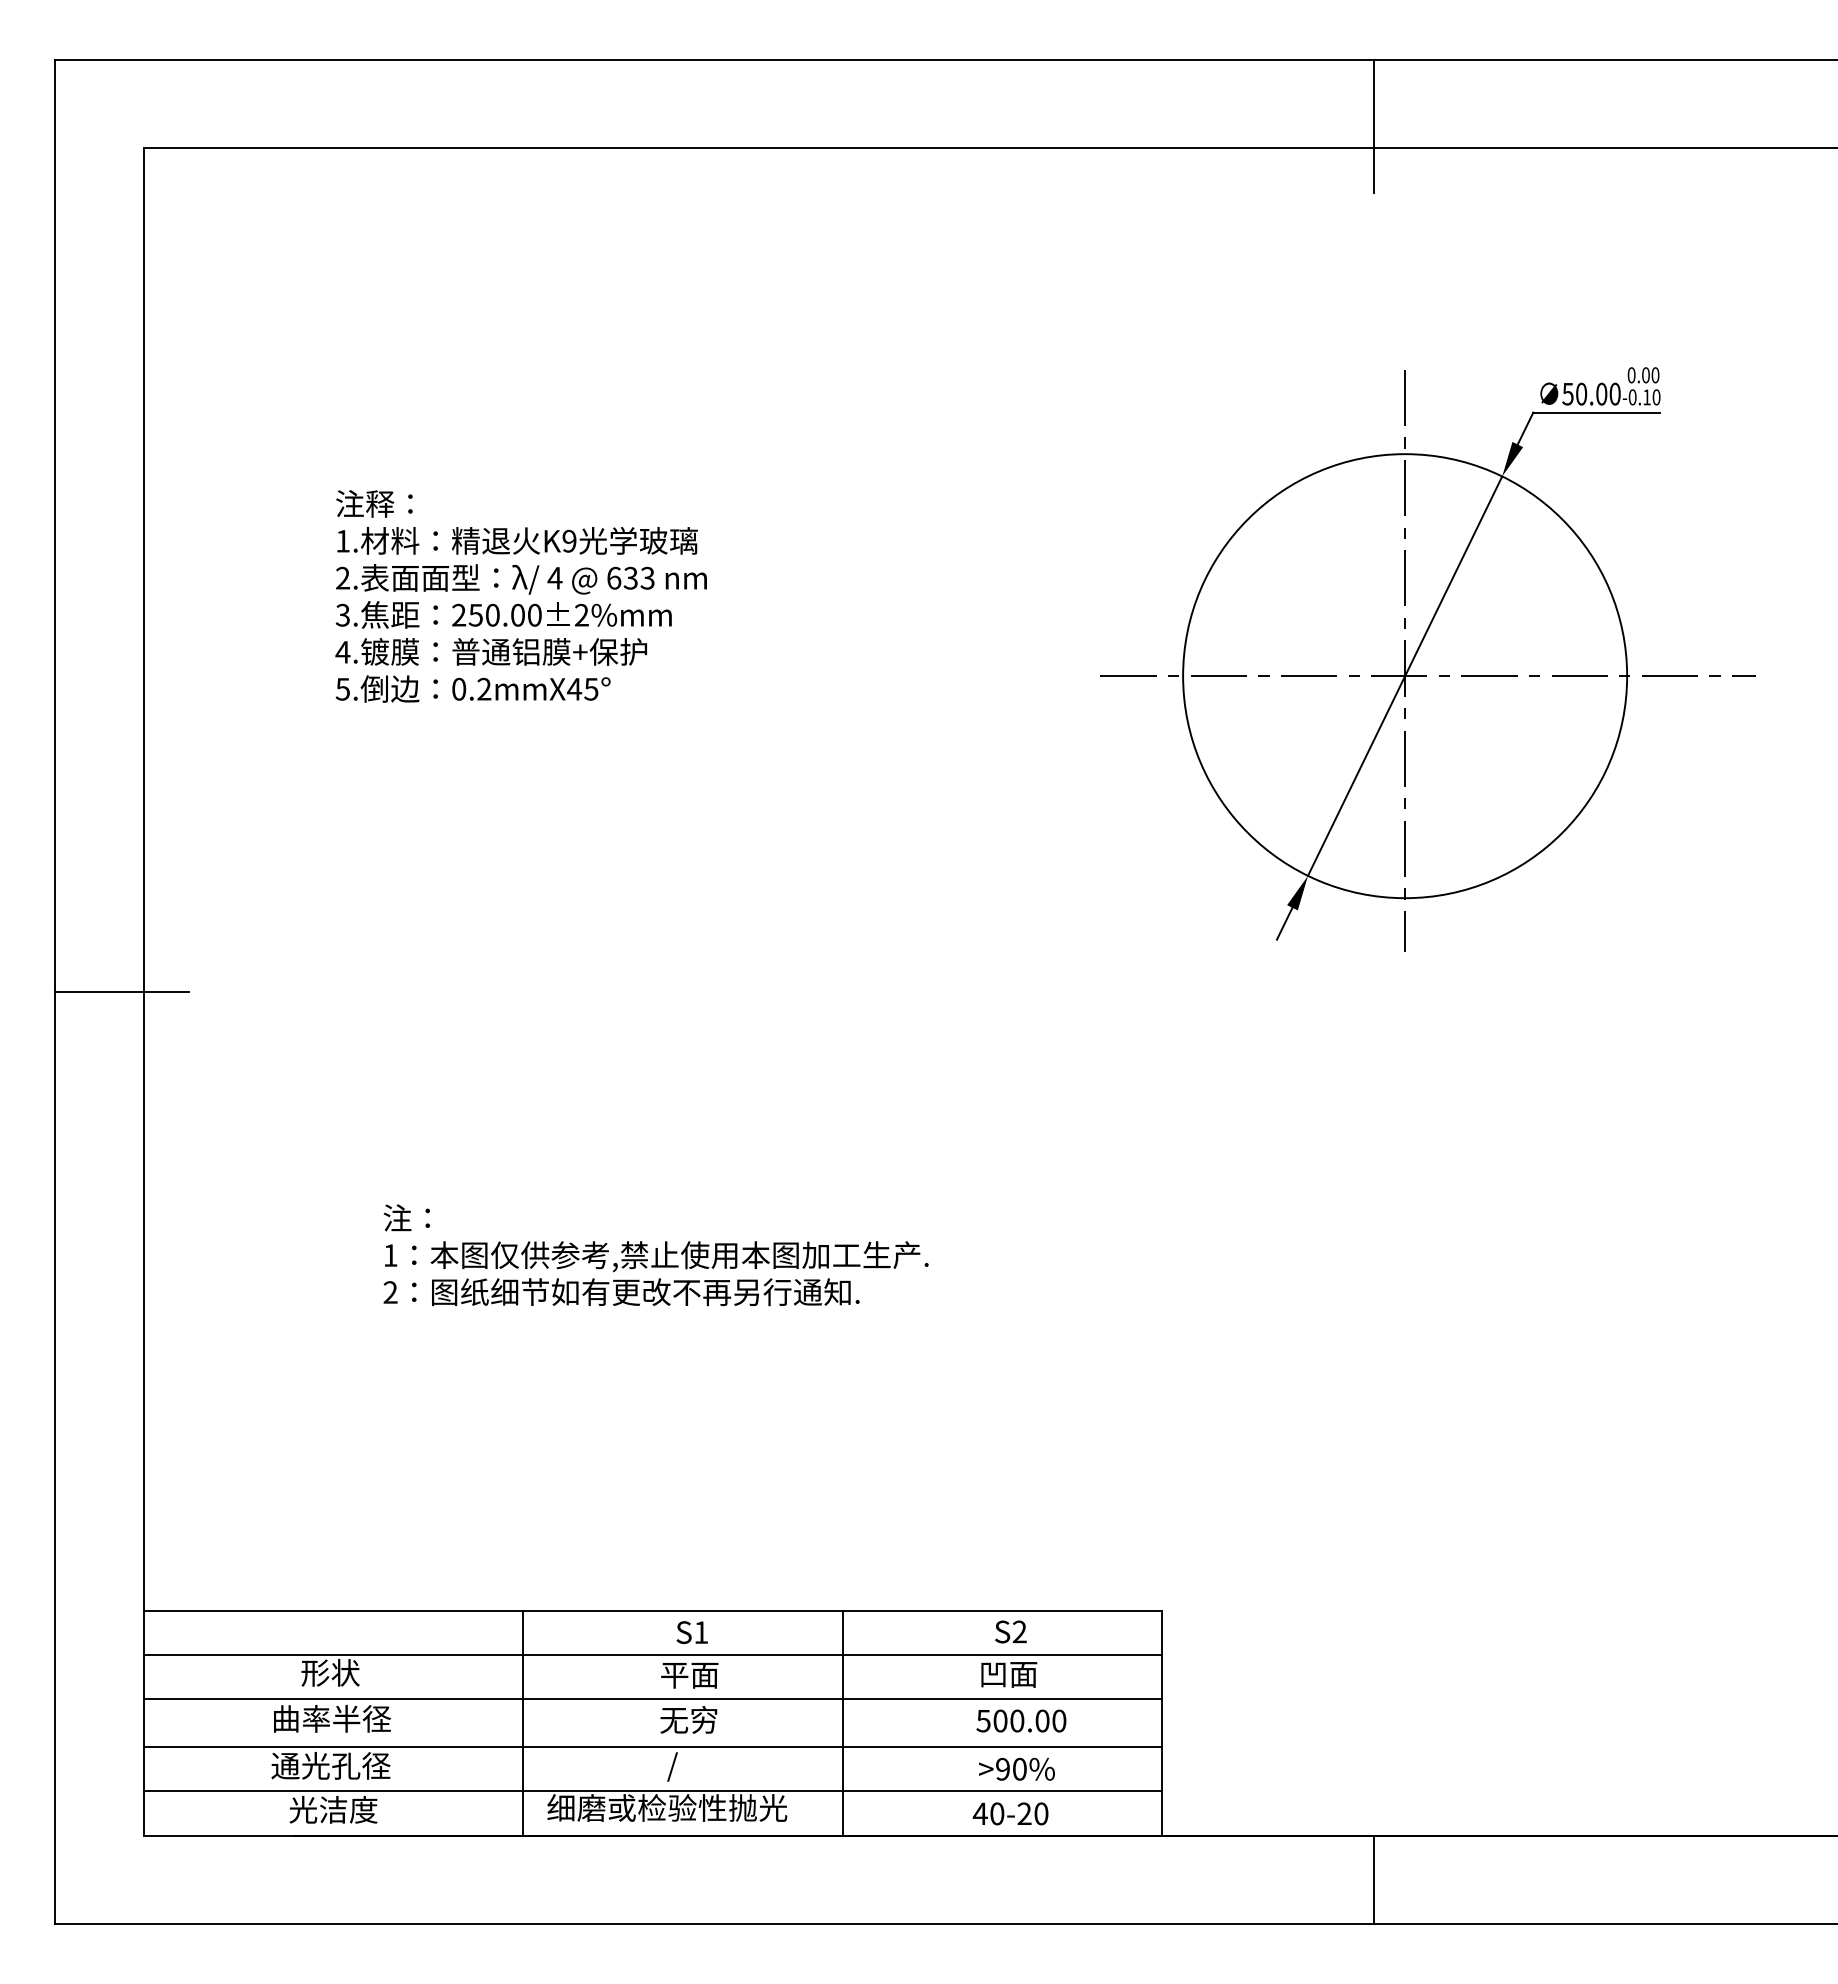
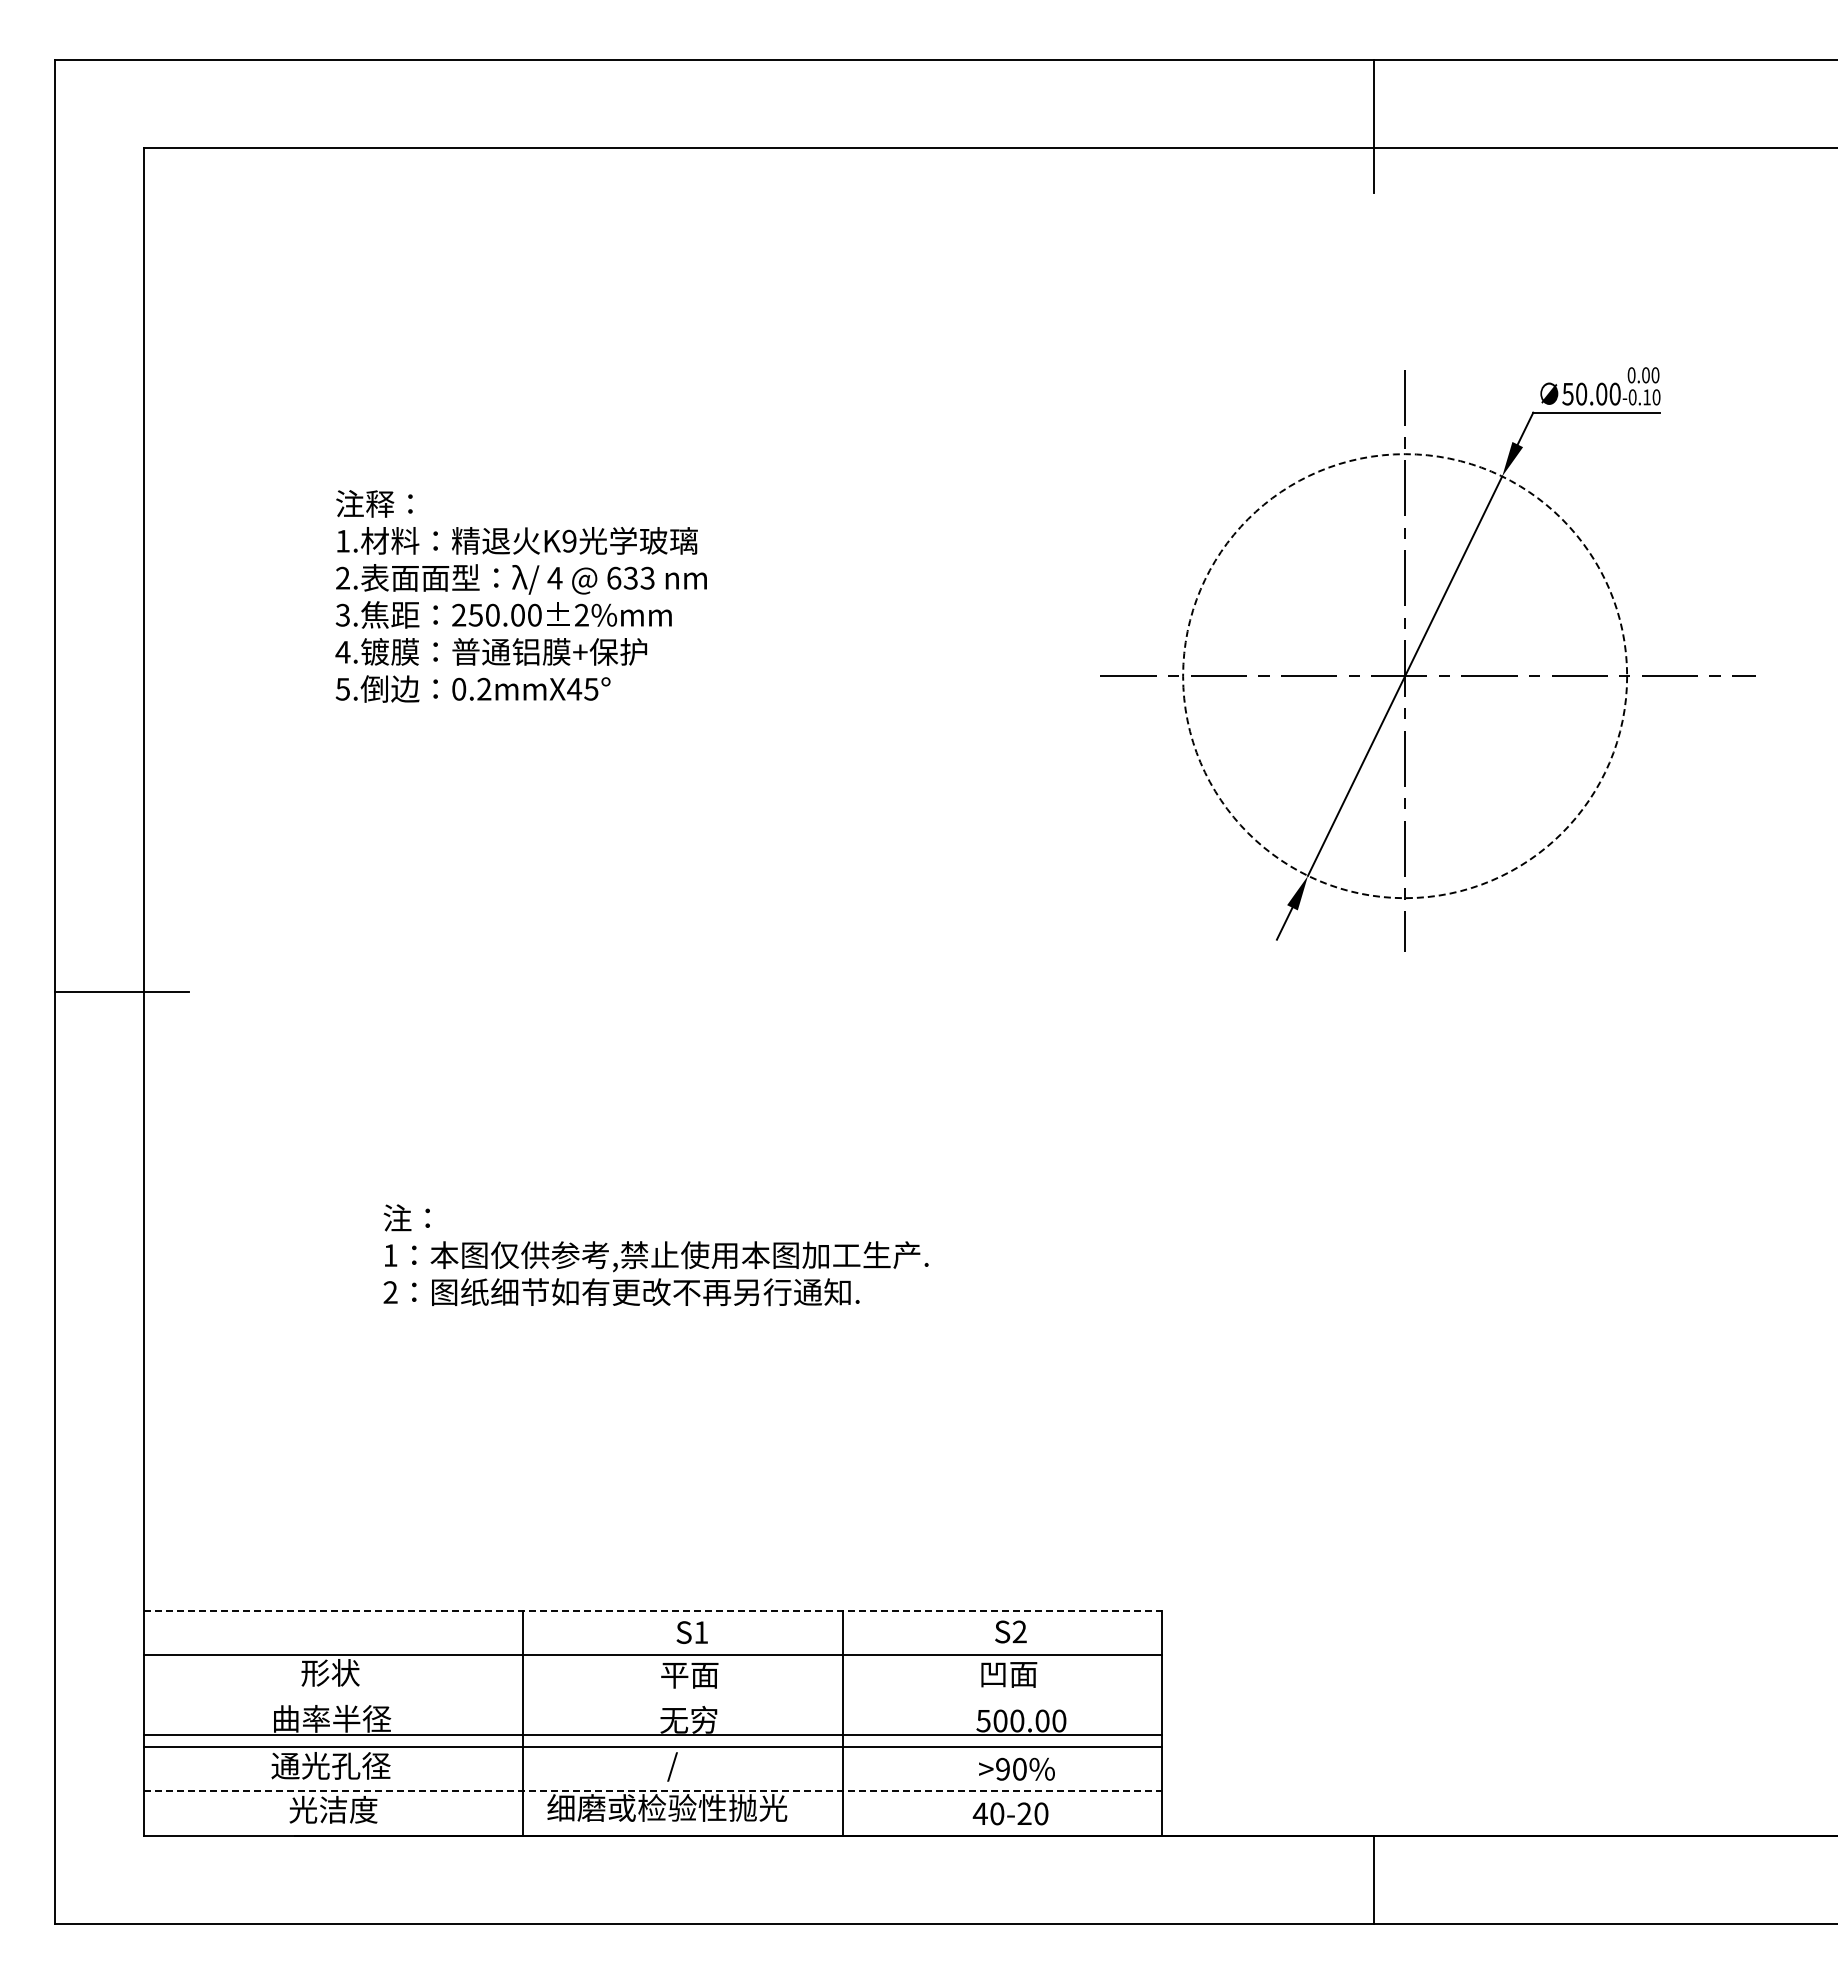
circle: solid -> dashed (1405, 676)
line: solid -> dashed (653, 1610)
line position: (653, 1698) -> (653, 1734) (653, 1734)
line: solid -> dashed (653, 1791)
